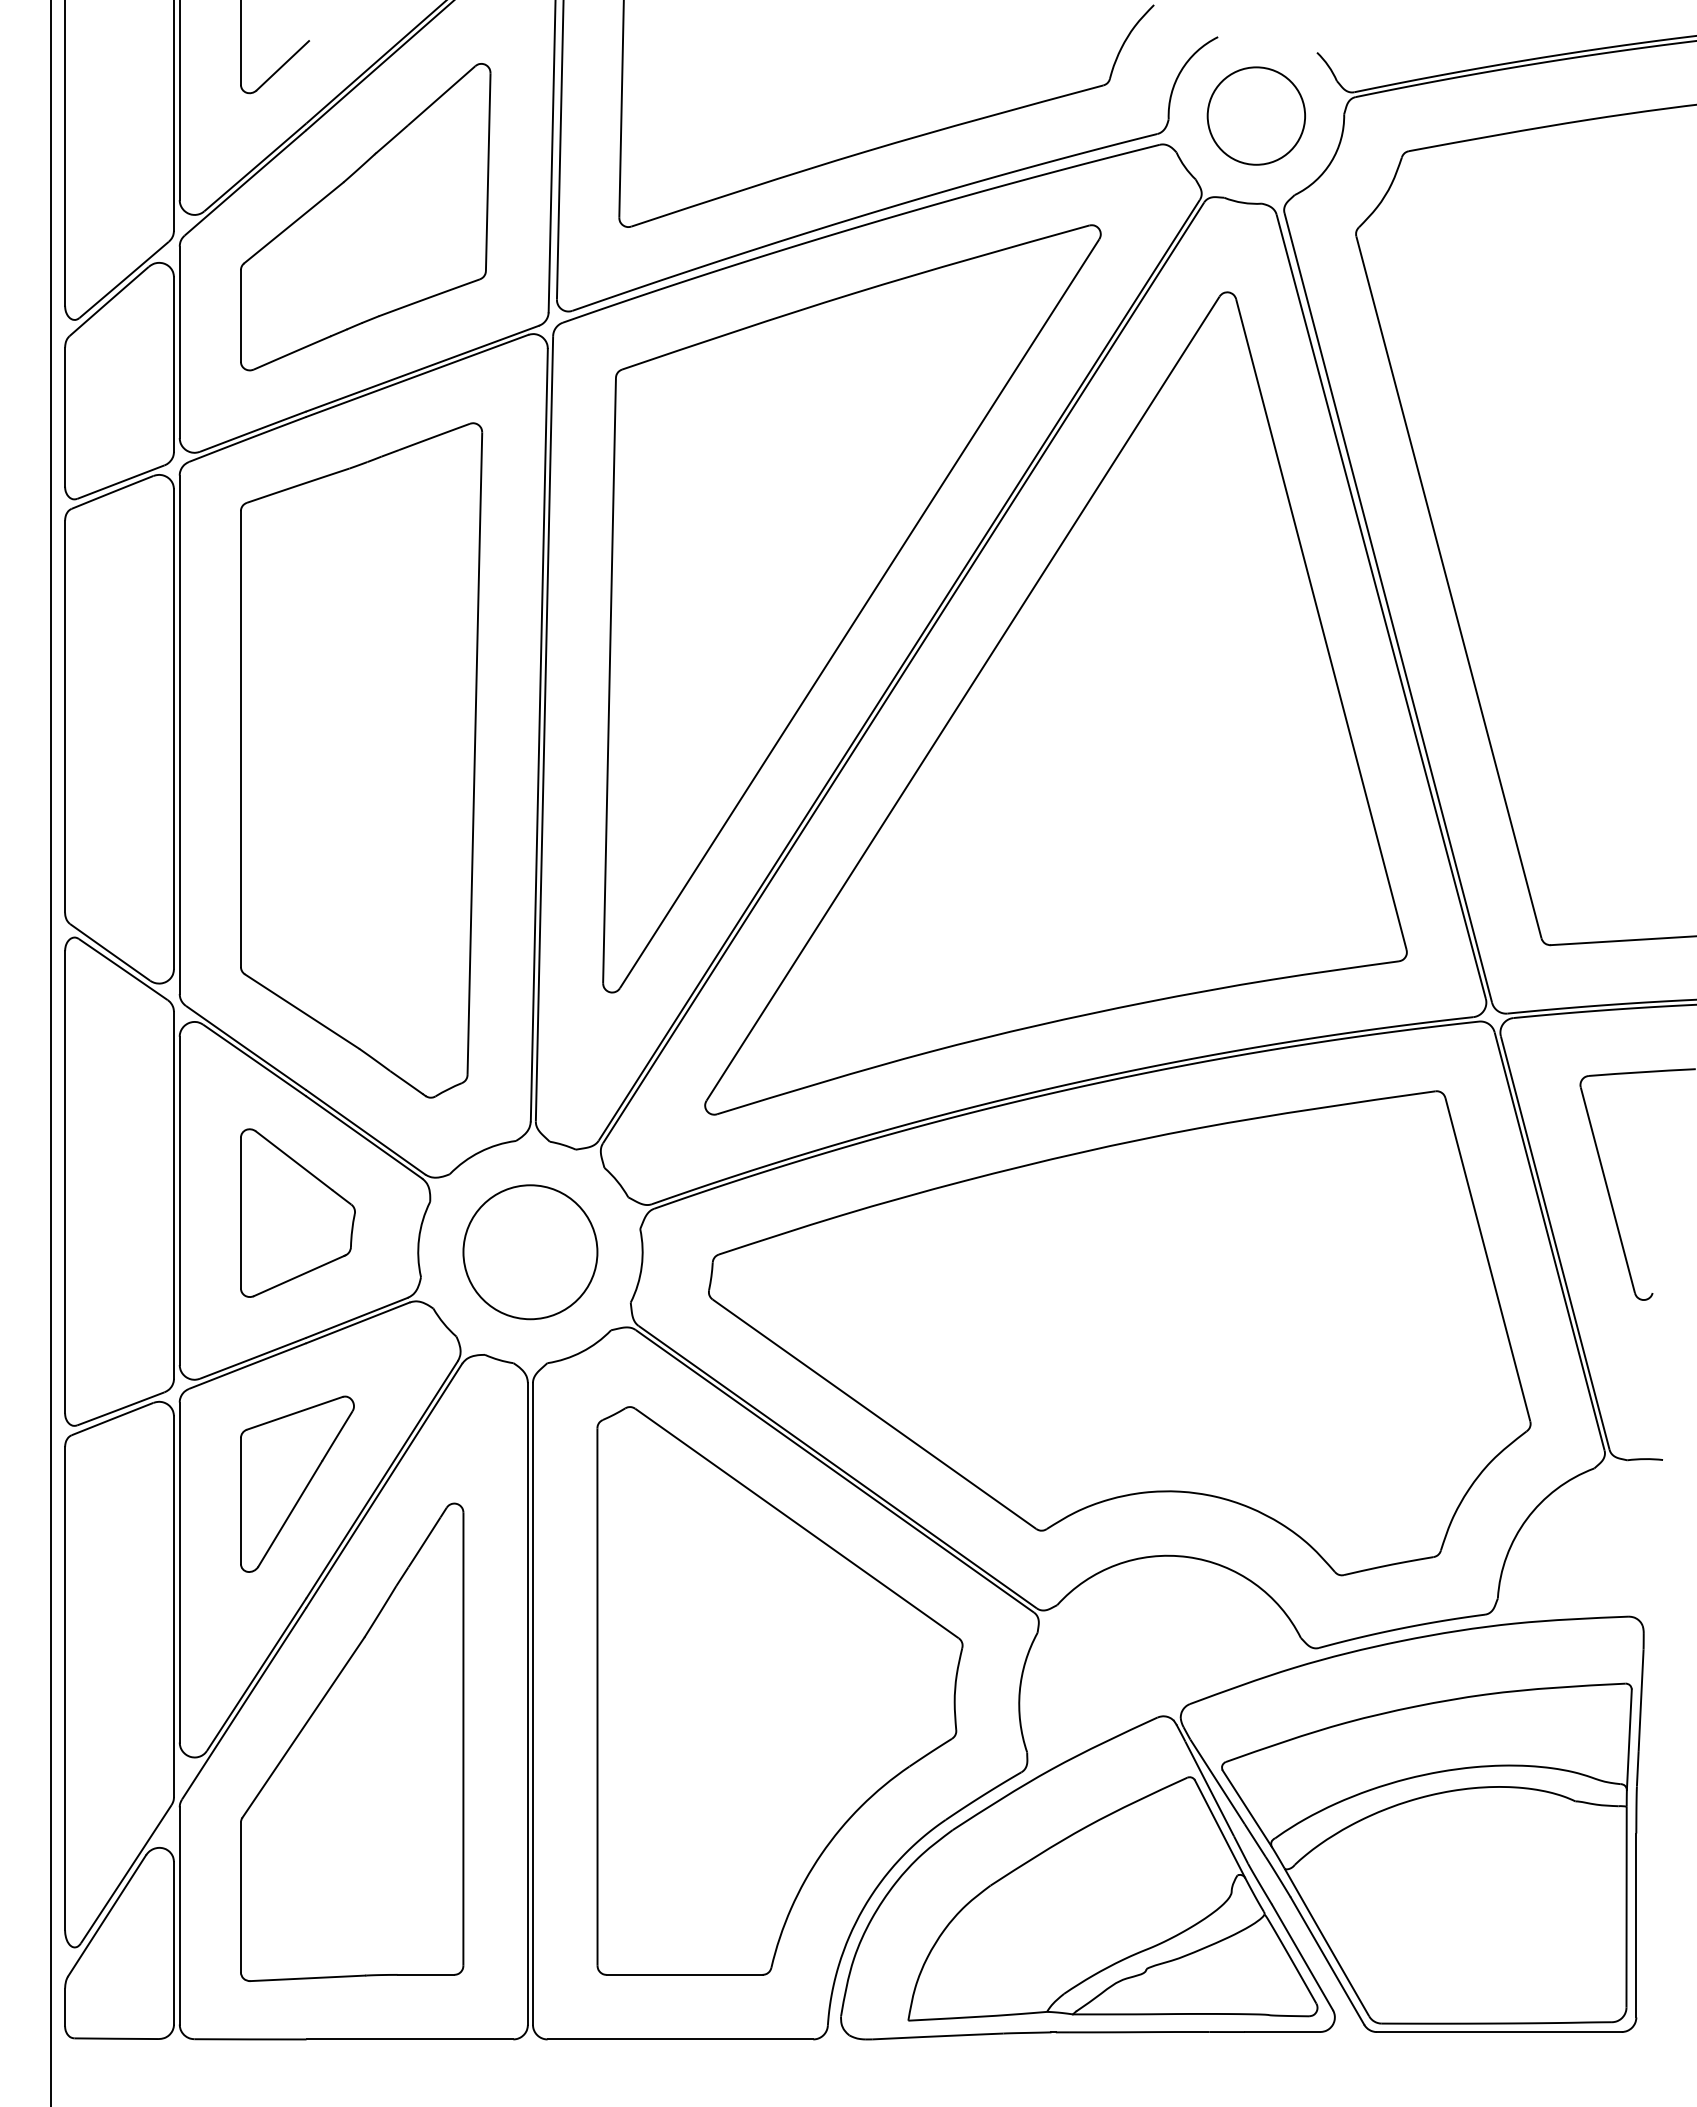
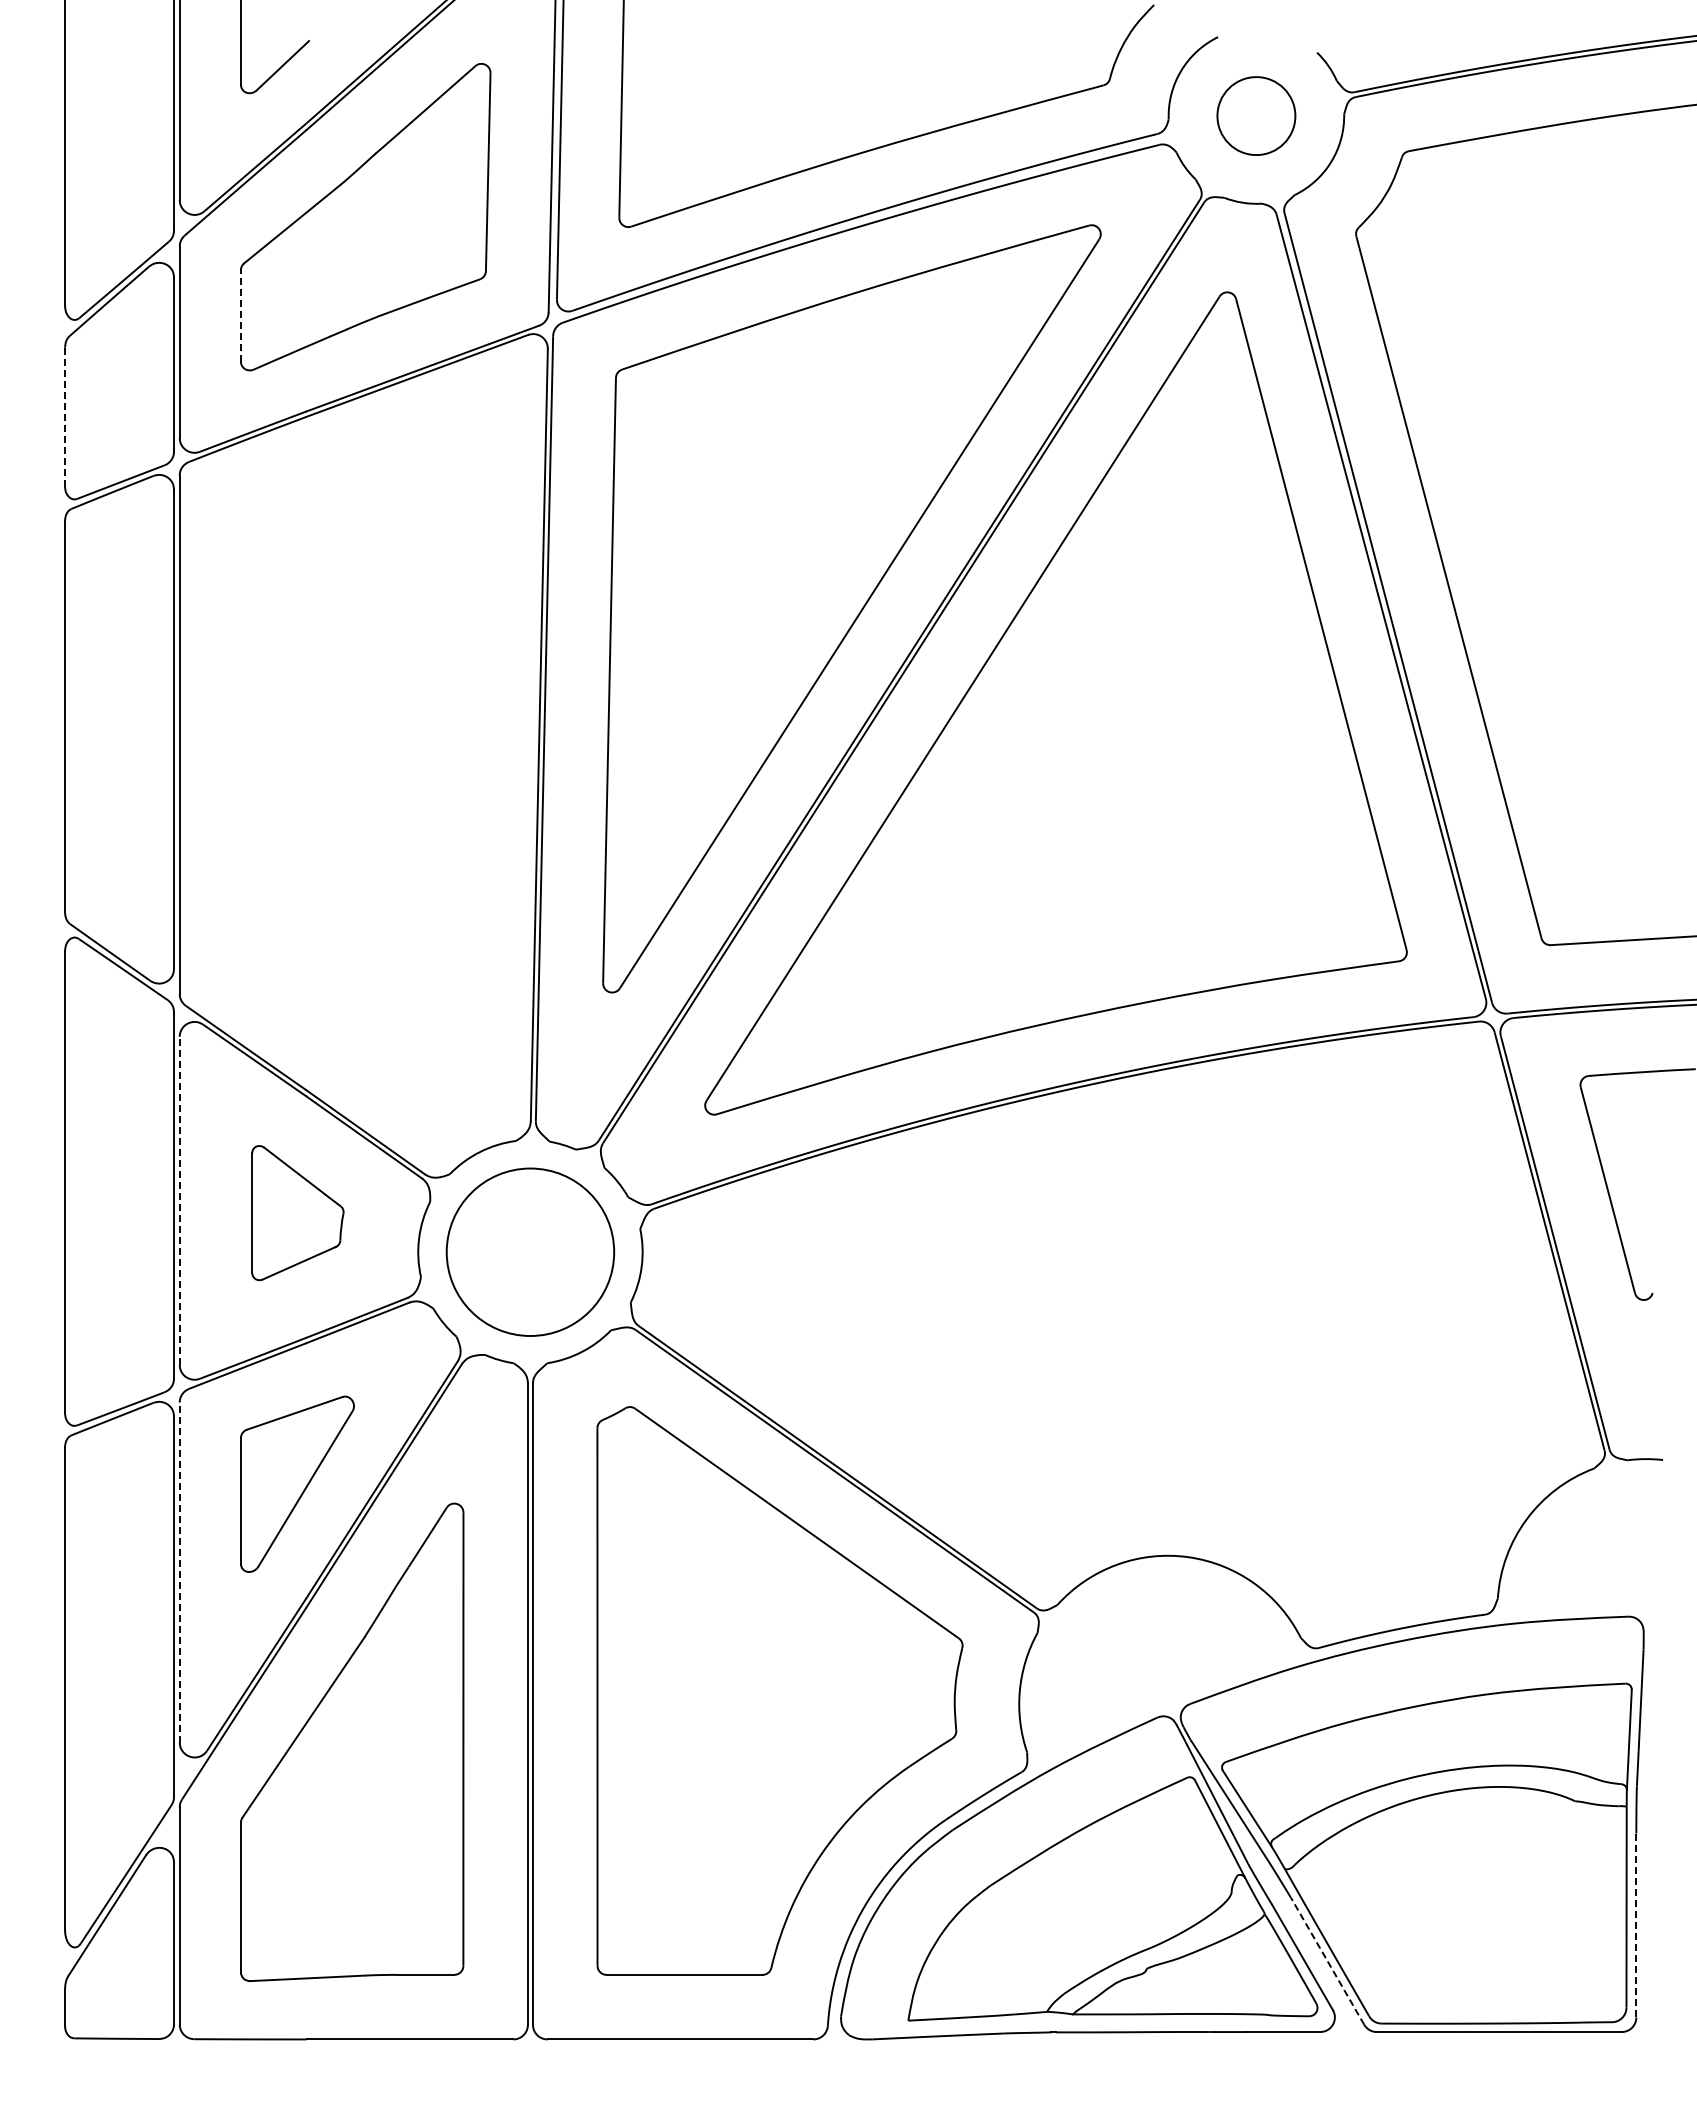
circle diameter: 97 px -> 78 px (1256, 116)
line: solid -> dashed (240, 315)
line: solid -> dashed (65, 416)
part: present -> none (361, 760)
line: present -> none (50, 1052)
line: solid -> dashed (179, 1200)
part size: 116x170 px -> 94x137 px (297, 1213)
circle diameter: 134 px -> 167 px (530, 1252)
part: present -> none (1119, 1333)
line: solid -> dashed (179, 1572)
line: solid -> dashed (1636, 1925)
line: solid -> dashed (1327, 1960)
